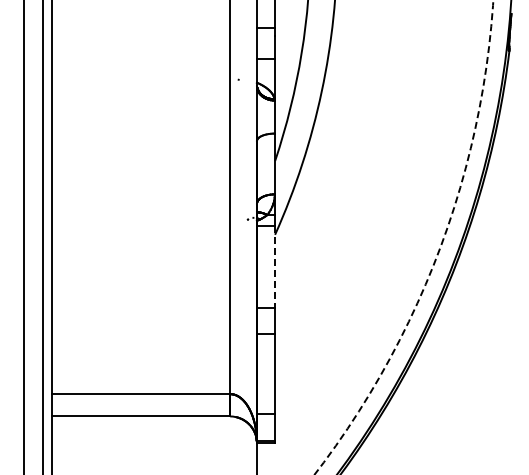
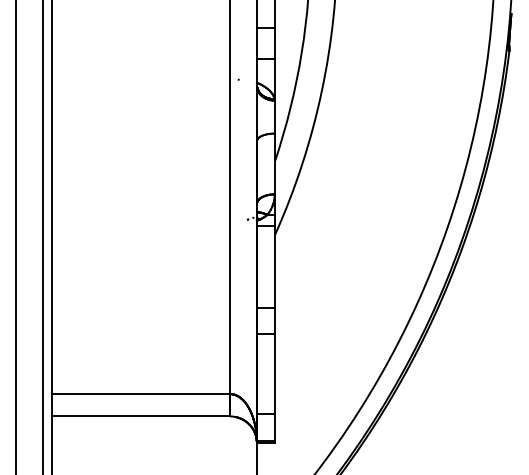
line position: (23, 236) -> (15, 236) (15, 236)
arc: dashed -> solid (439, 249)
line: dashed -> solid (274, 267)
